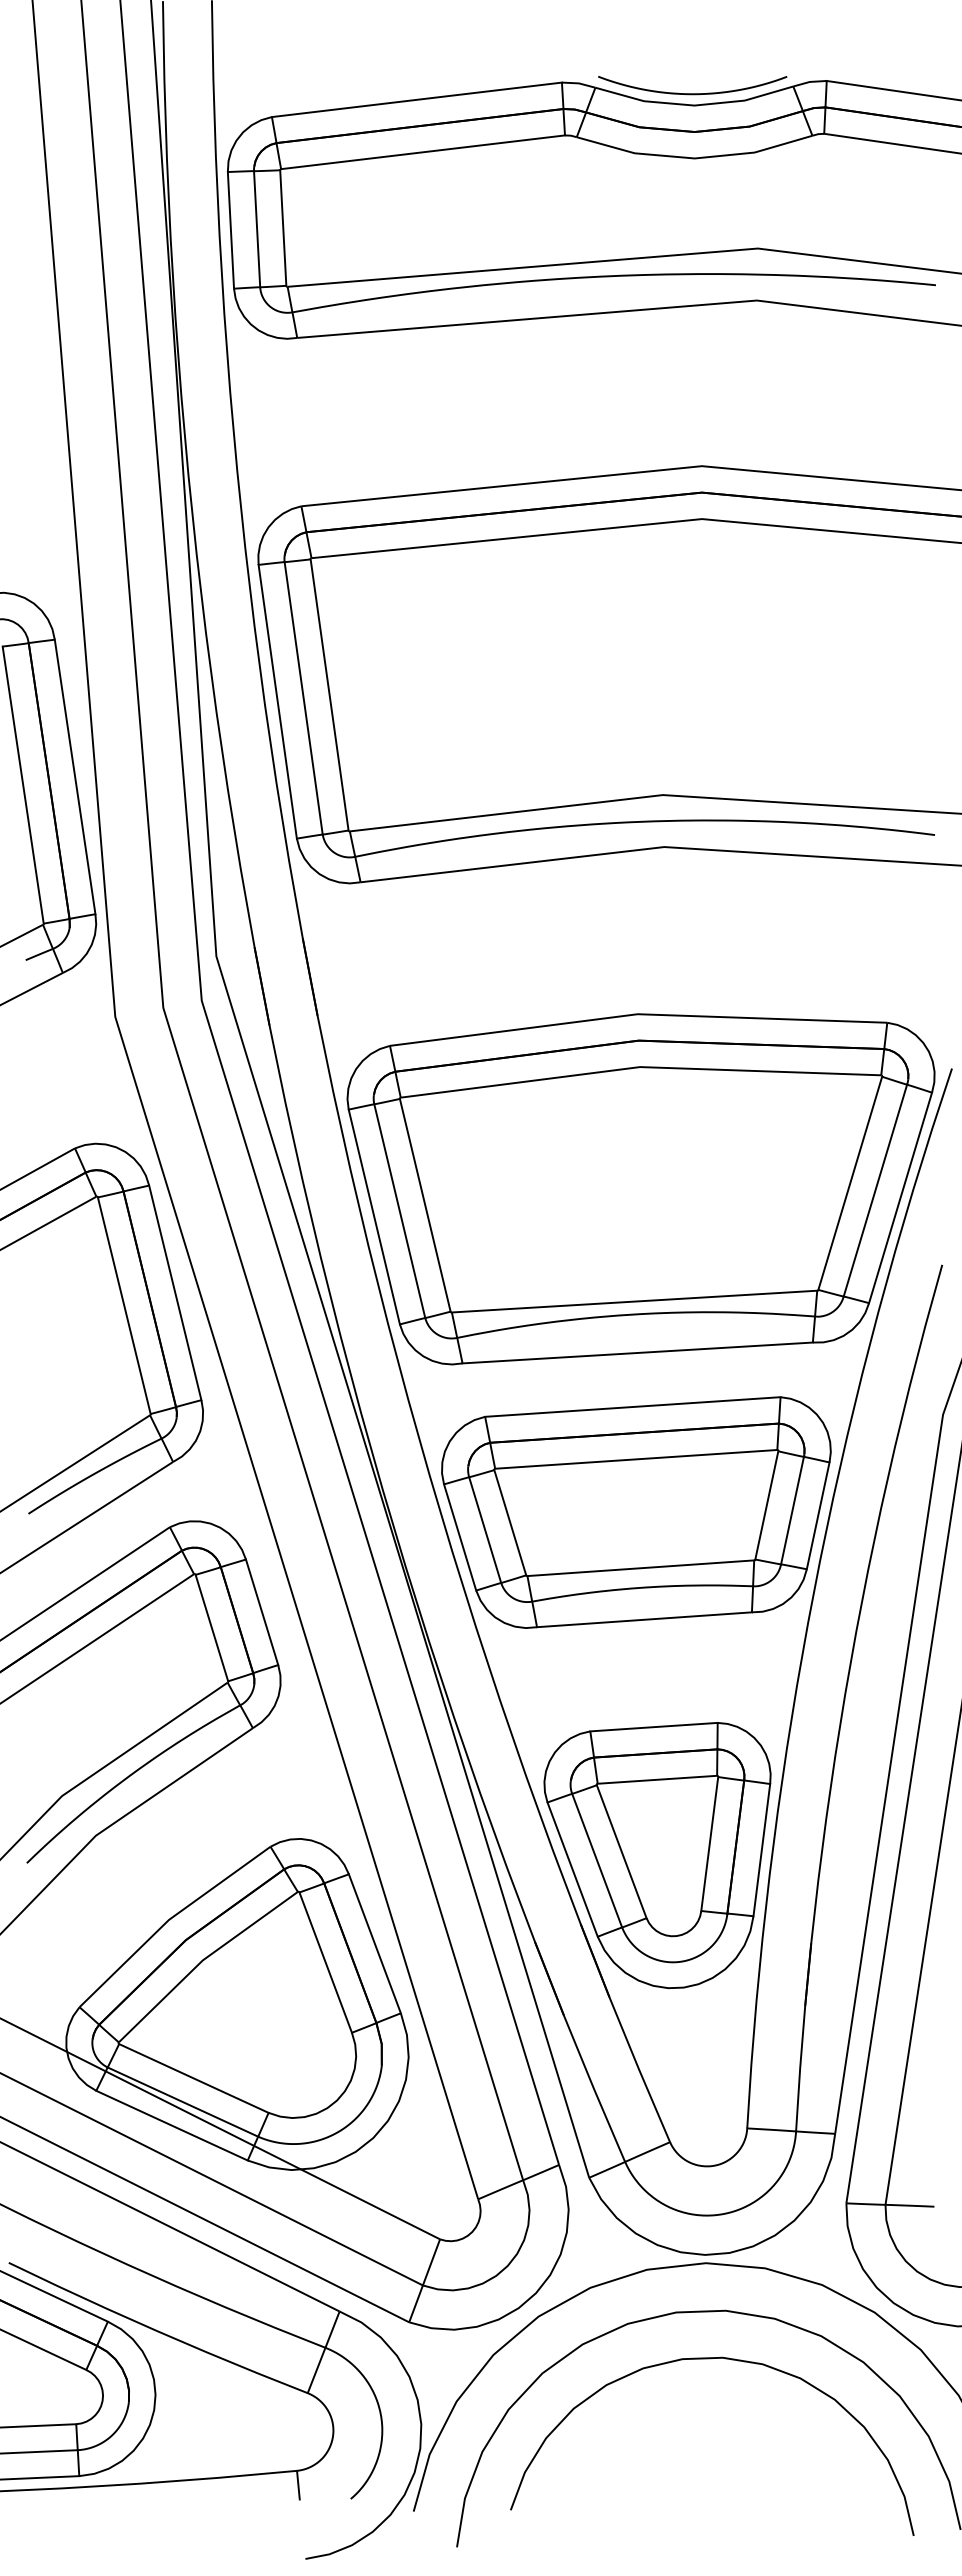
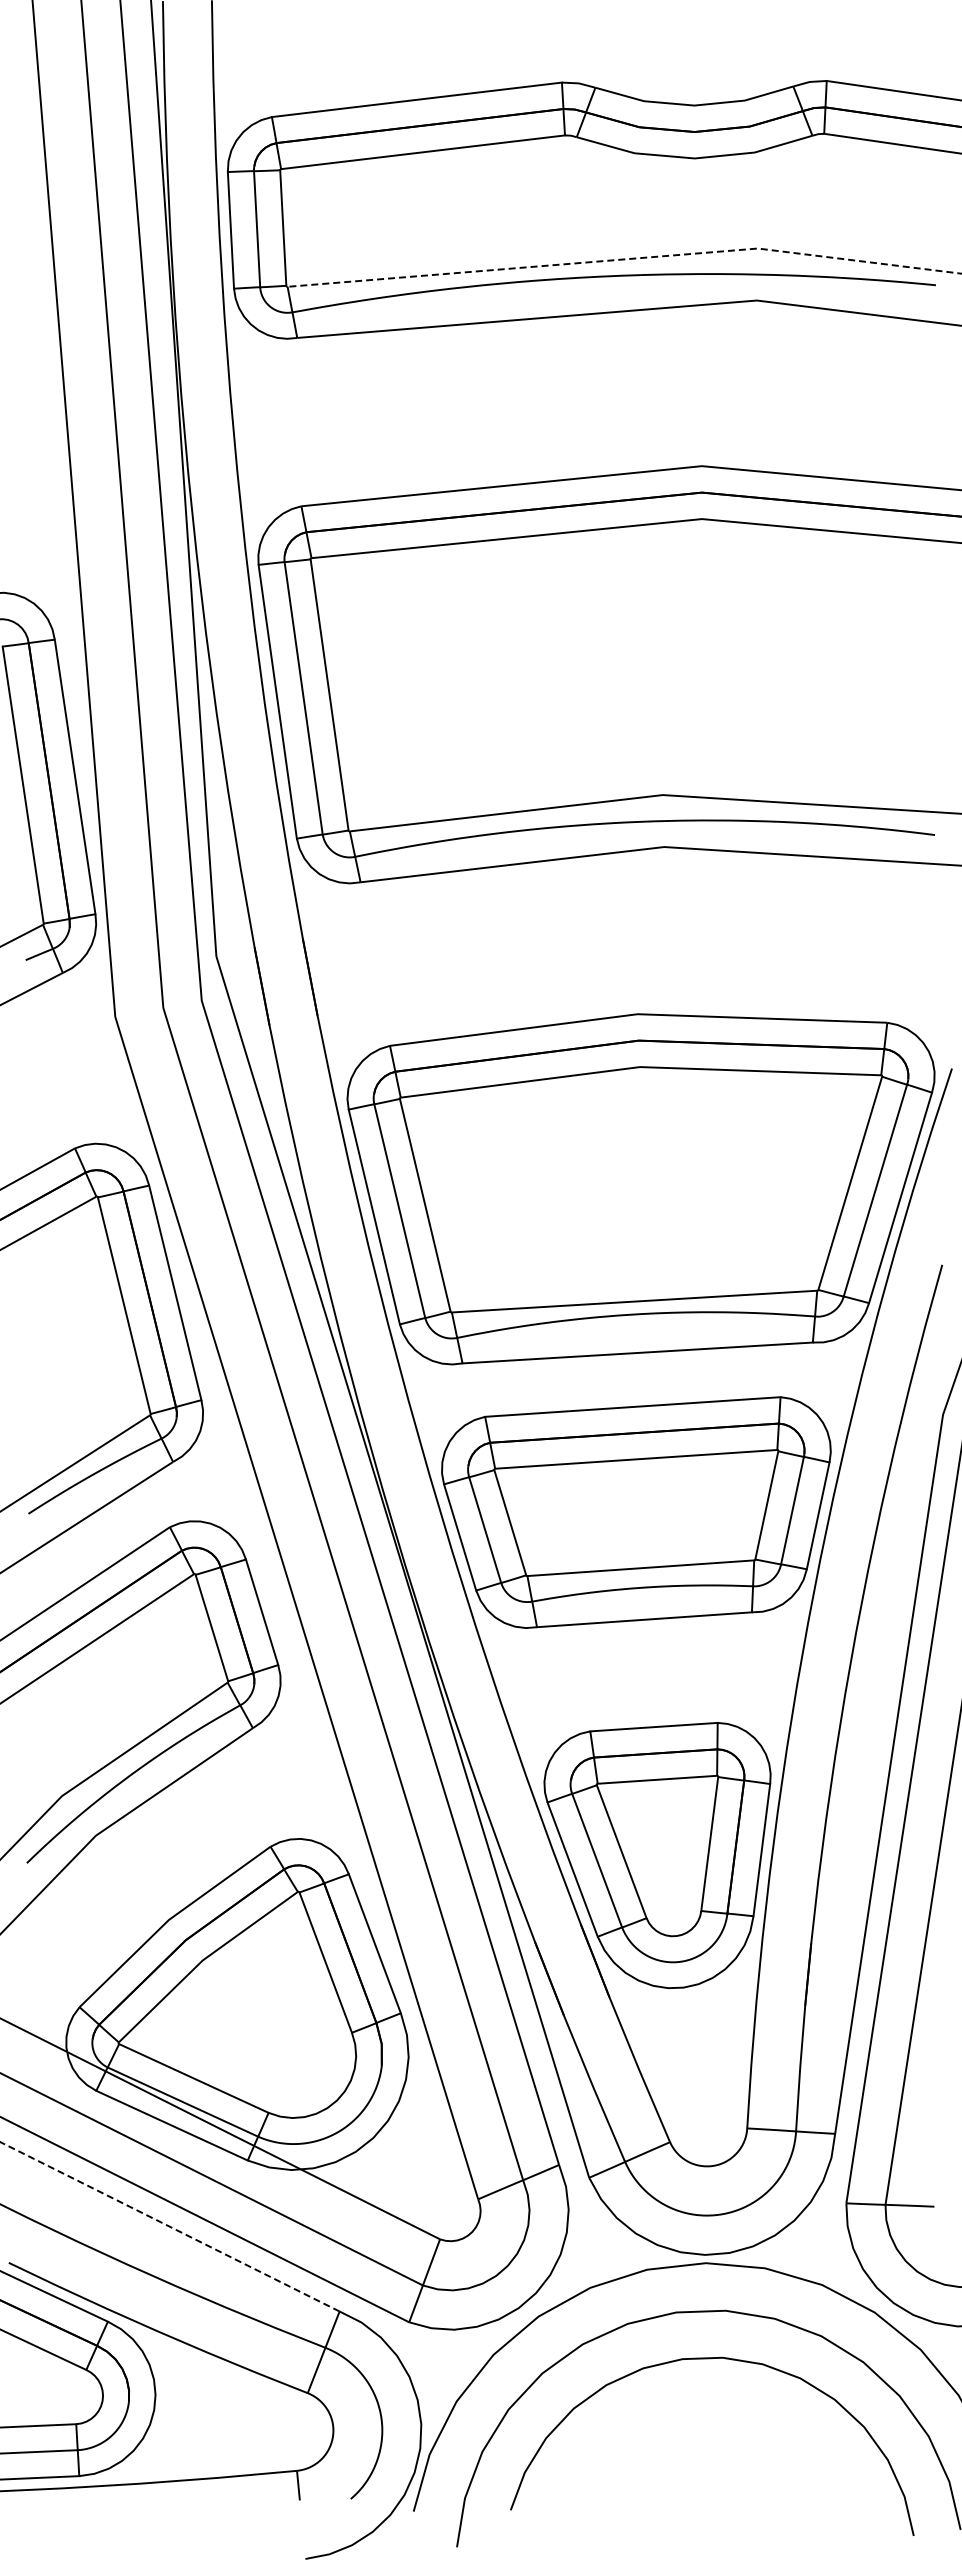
curve: present -> none (692, 93)
line: solid -> dashed (625, 259)
line: solid -> dashed (169, 2226)
